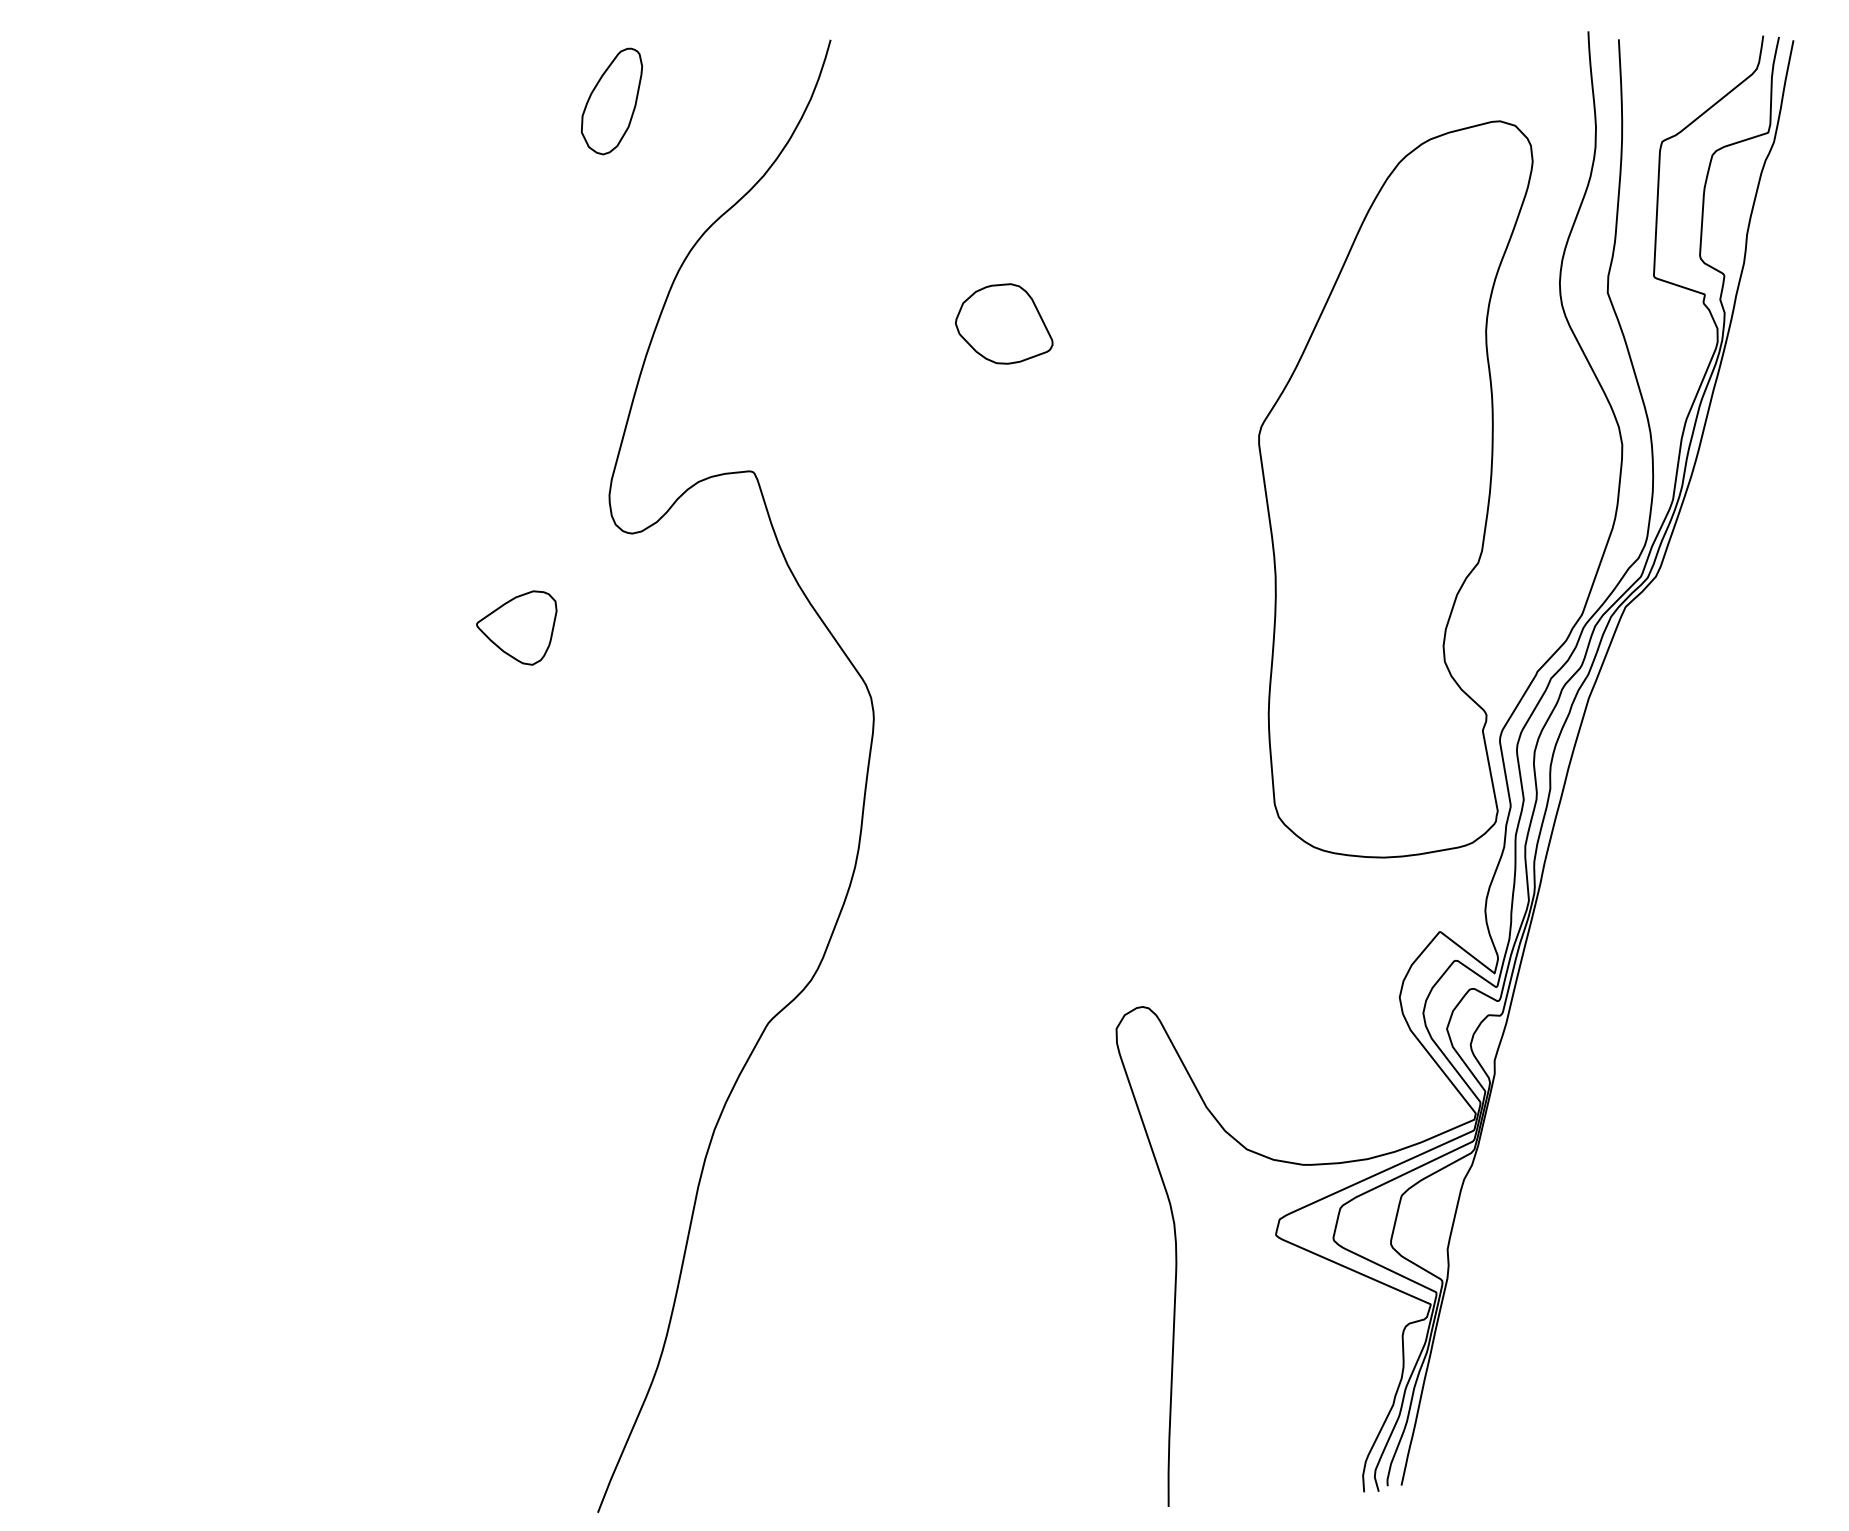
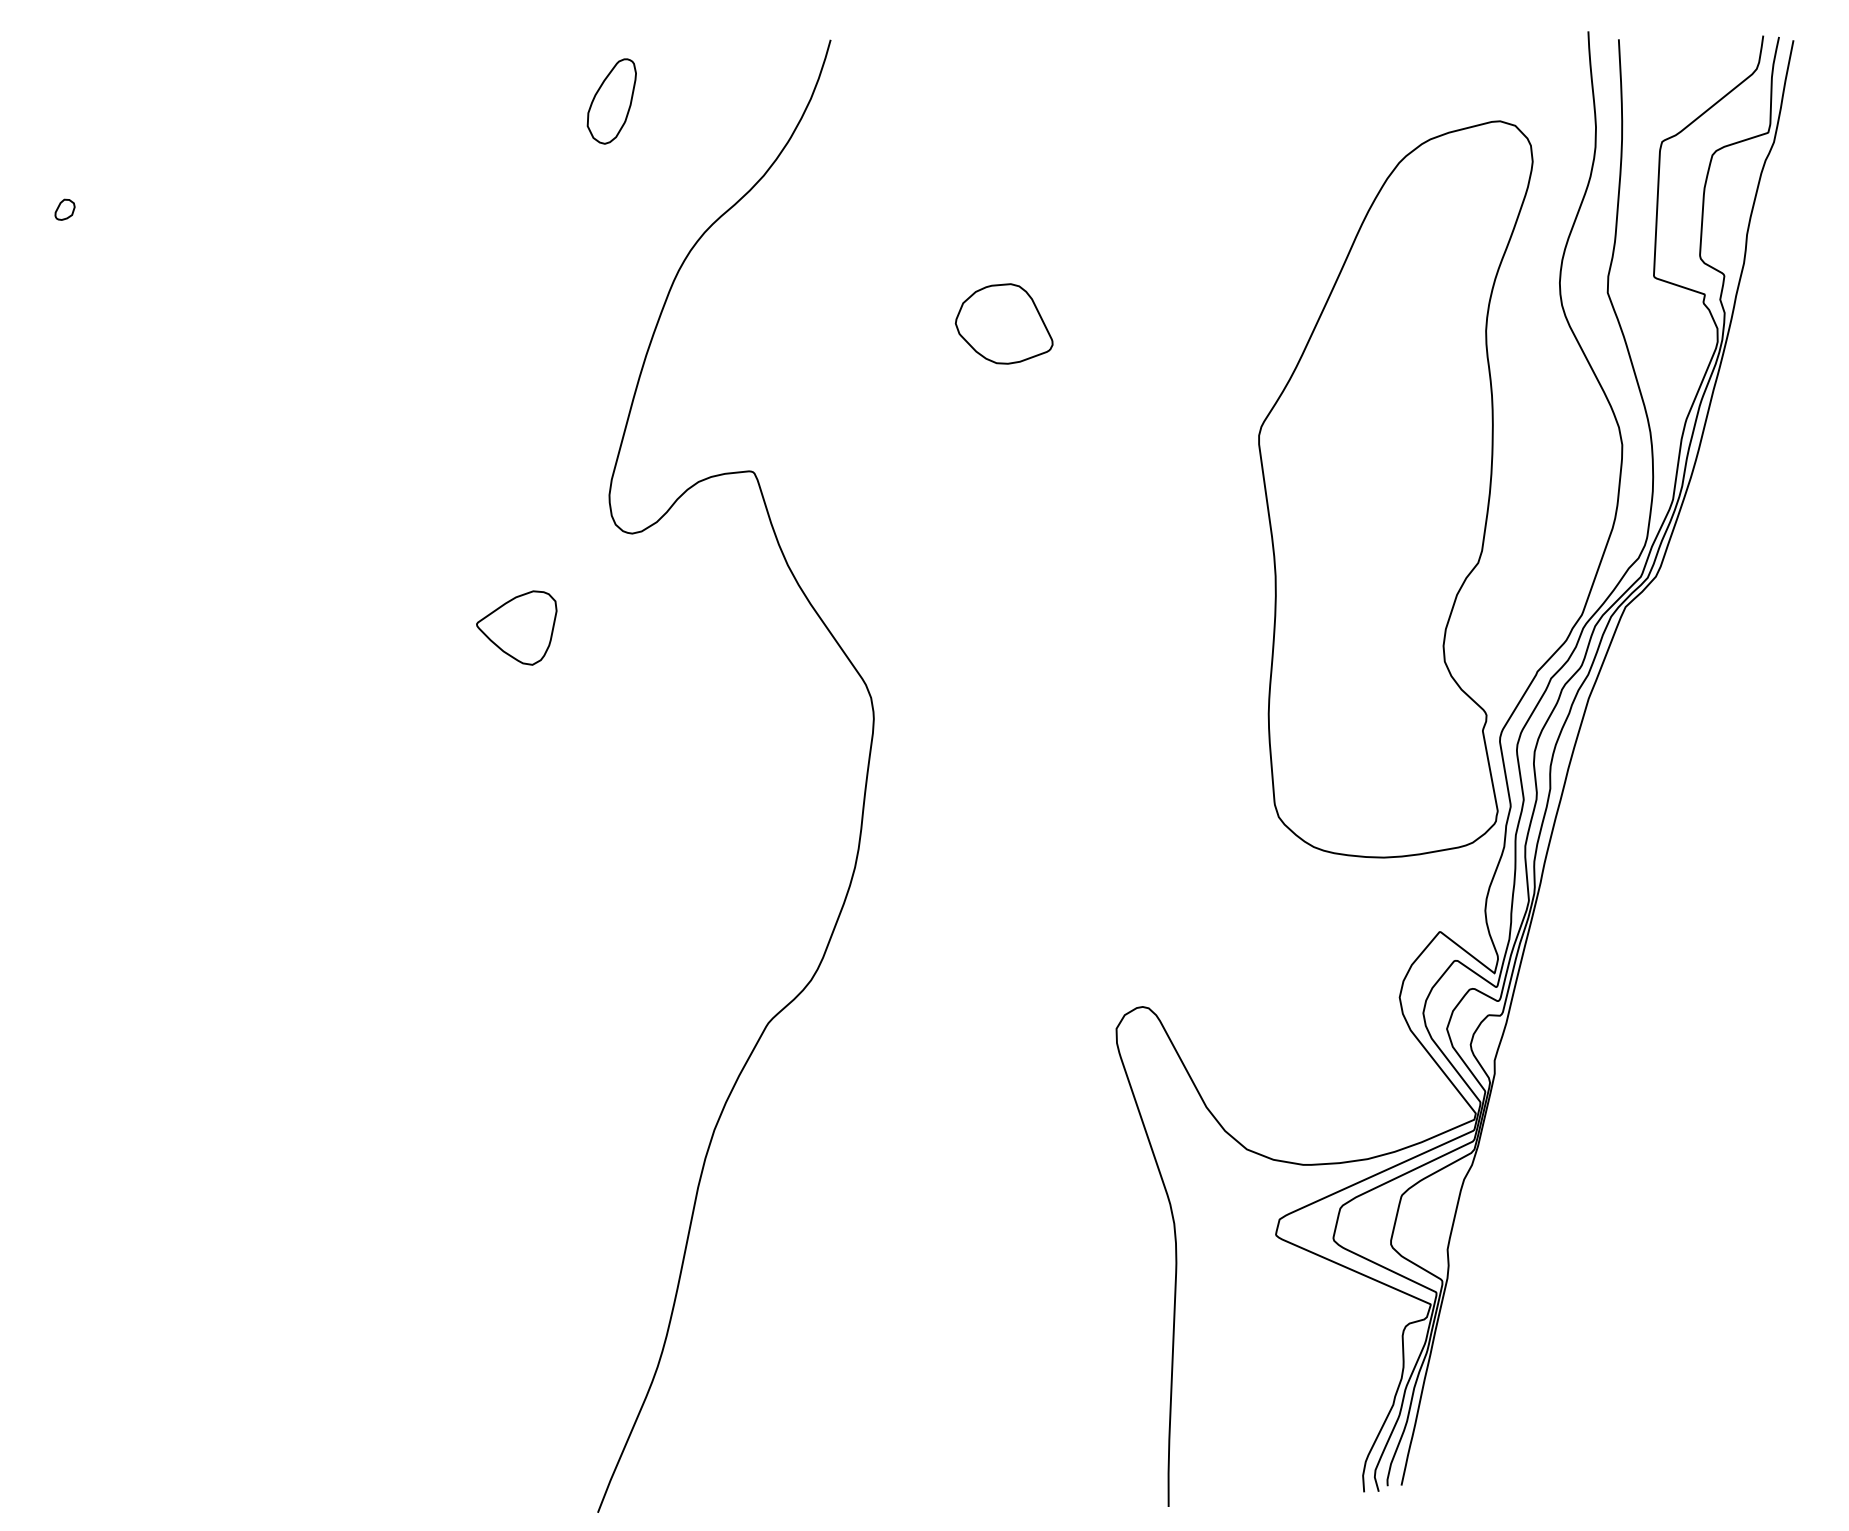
part size: 64x109 px -> 51x87 px (611, 101)
part: none -> present (64, 209)
